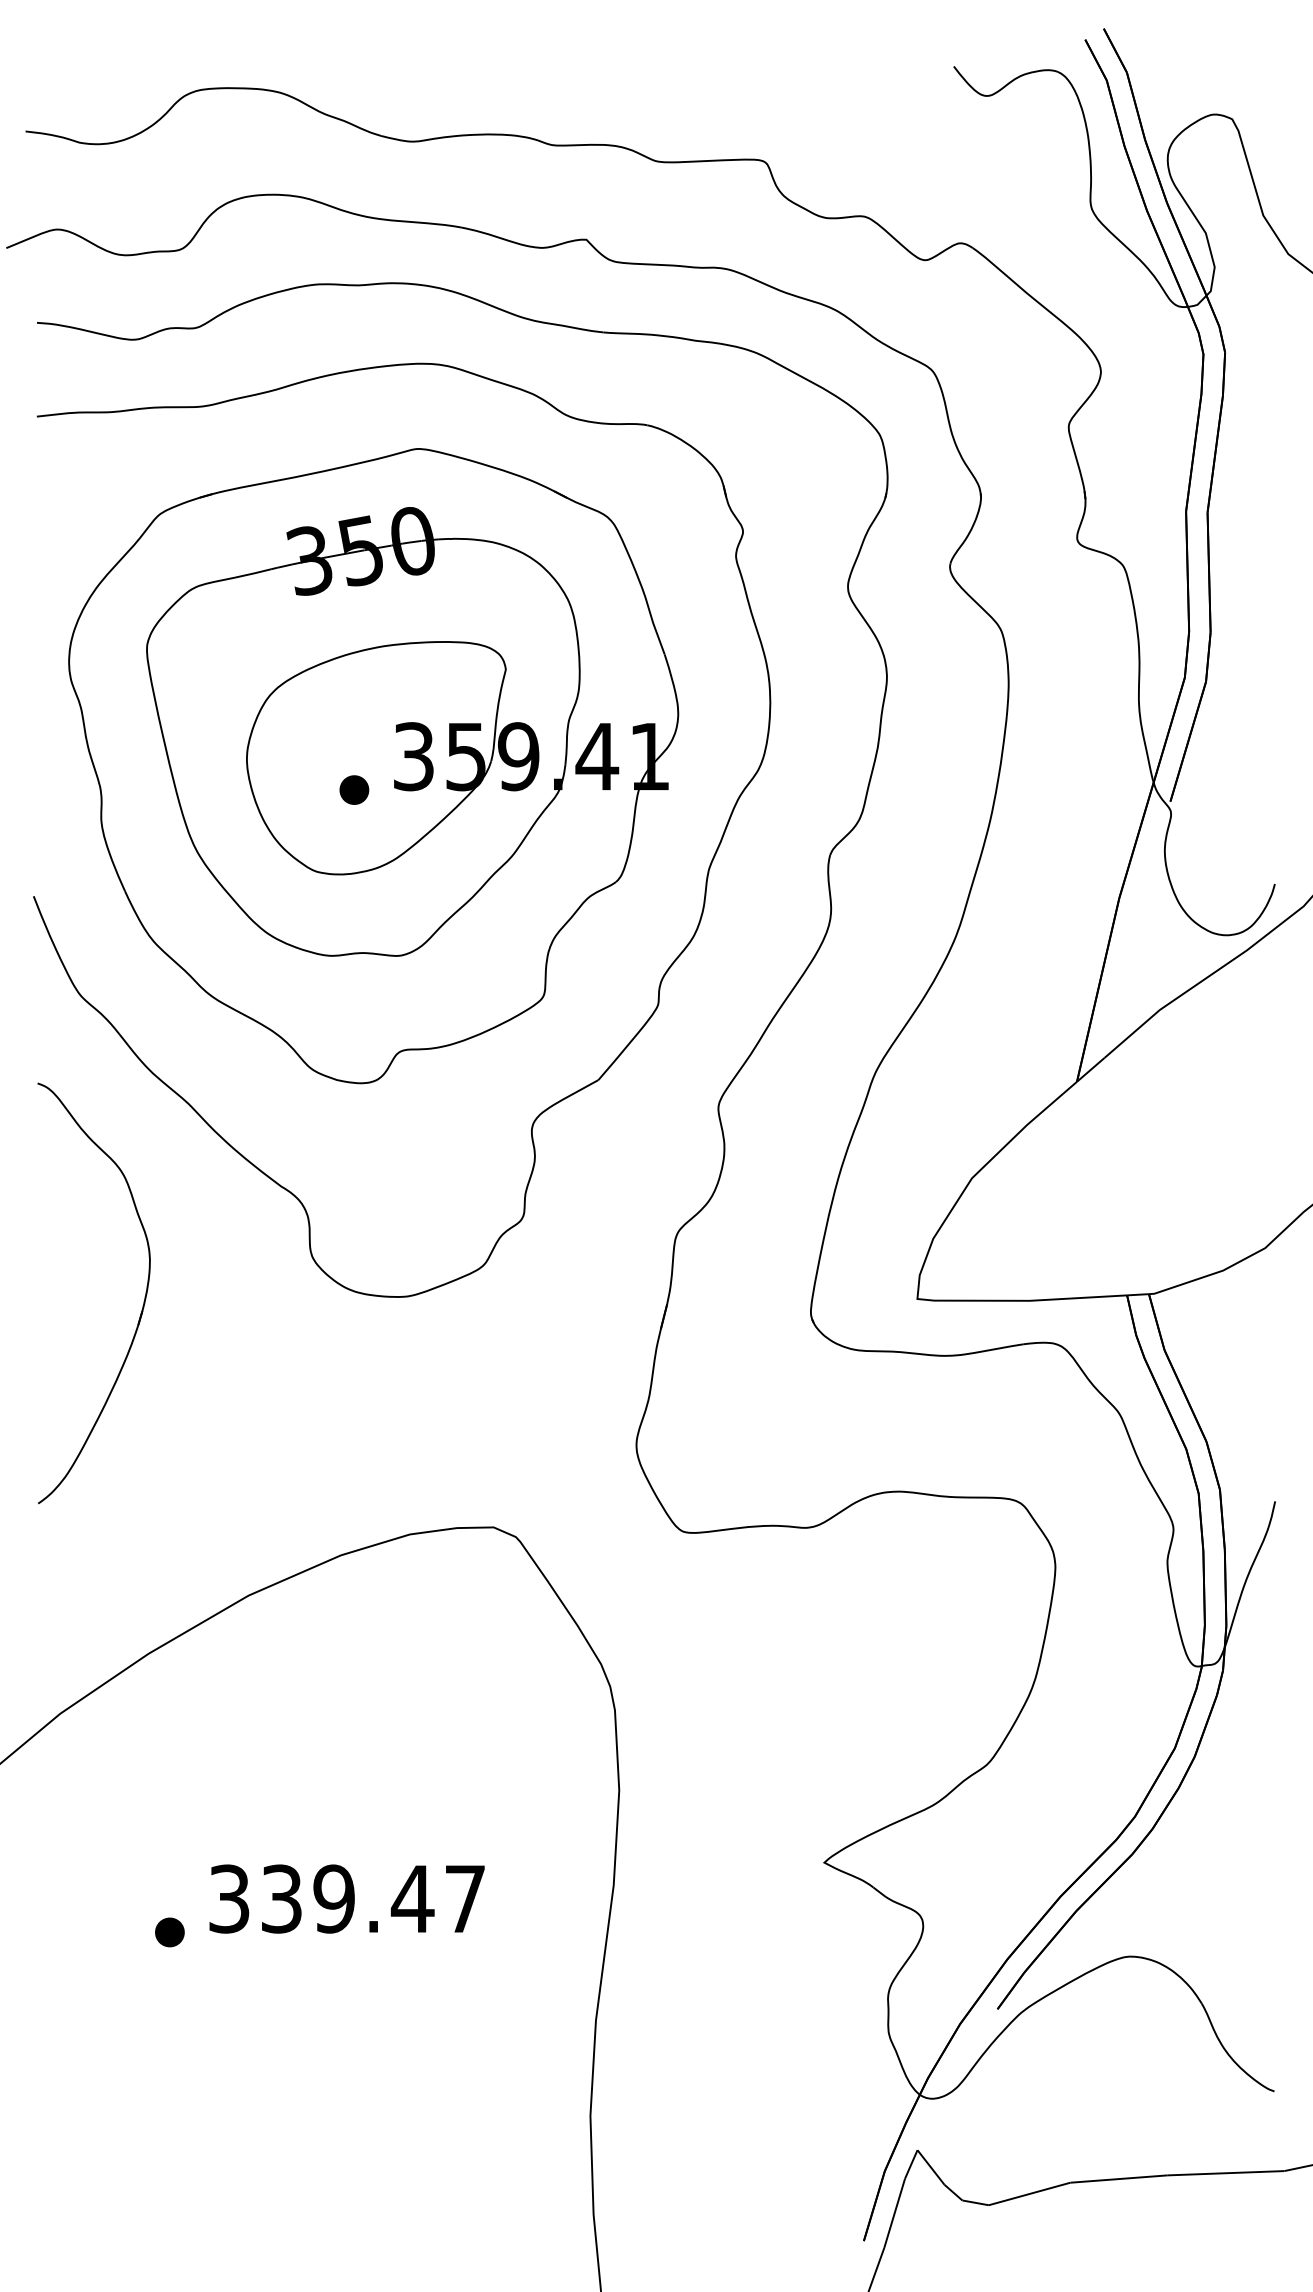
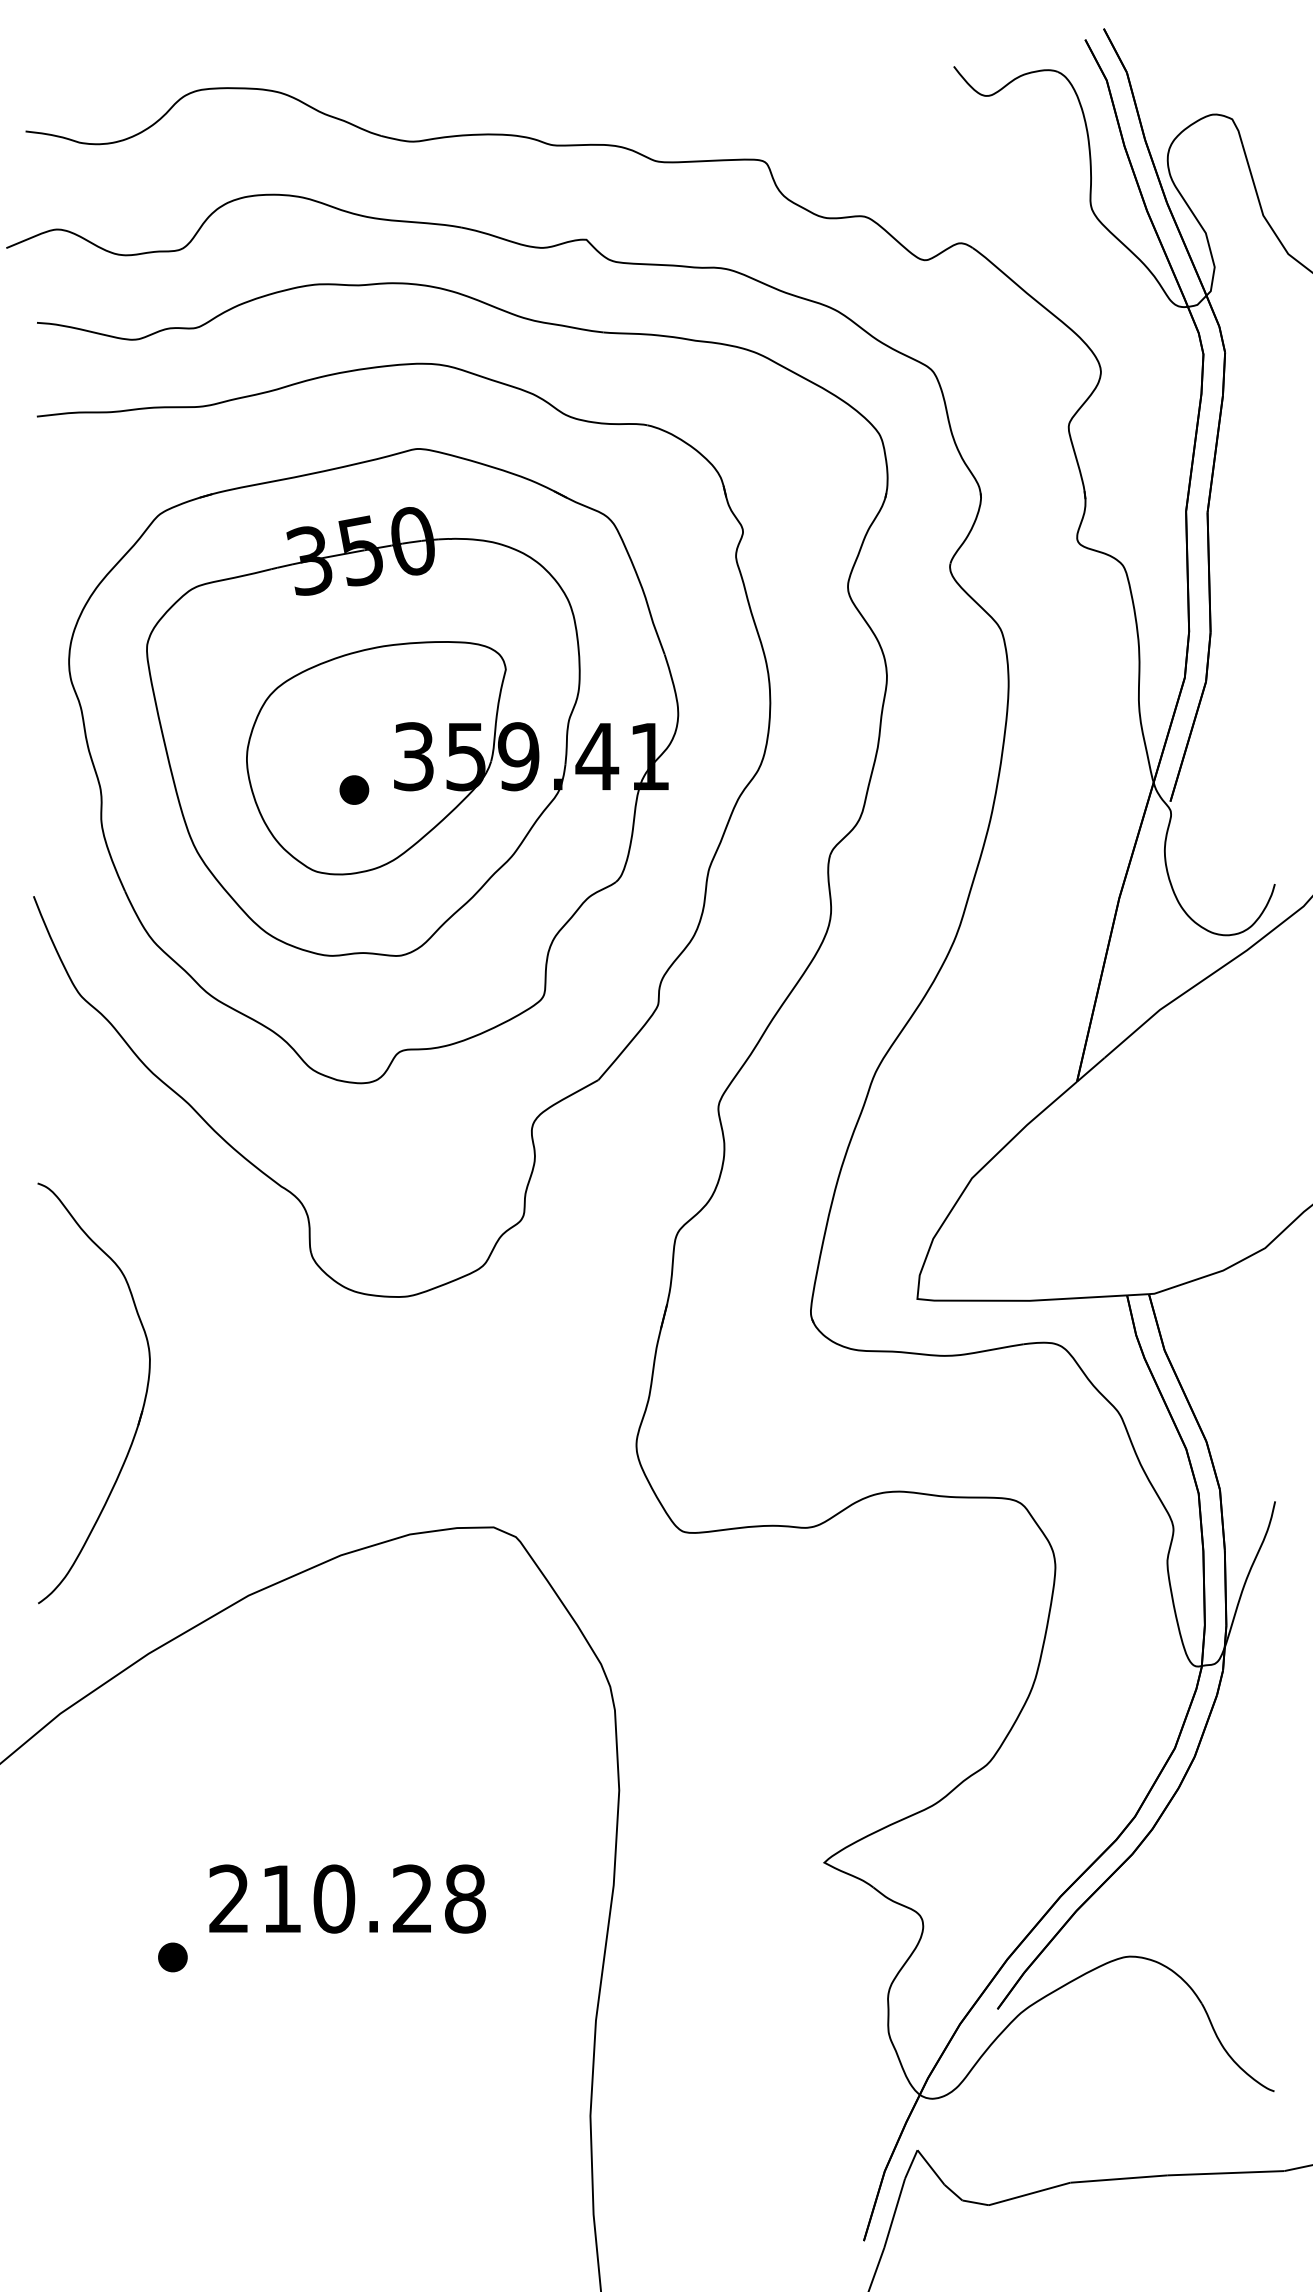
part position: (142, 1305) -> (142, 1405) (142, 1405)
text: 339.47 -> 210.28 (347, 1898)
part position: (169, 1932) -> (172, 1957) (172, 1957)
